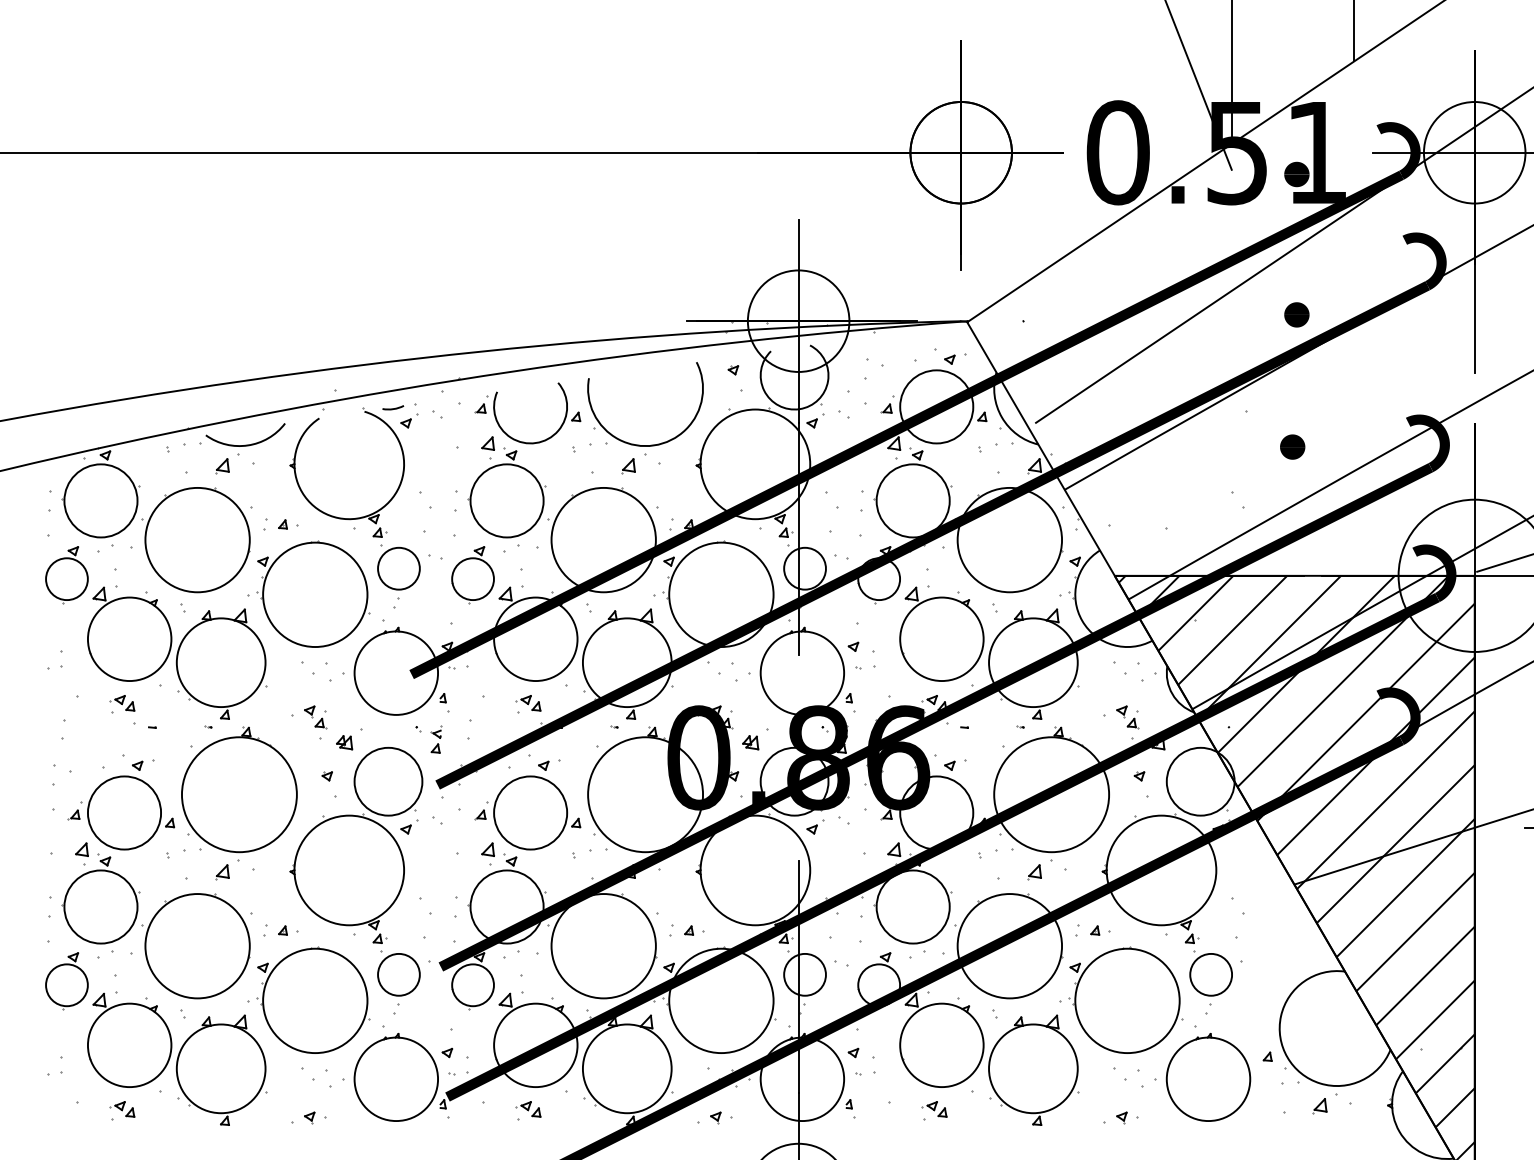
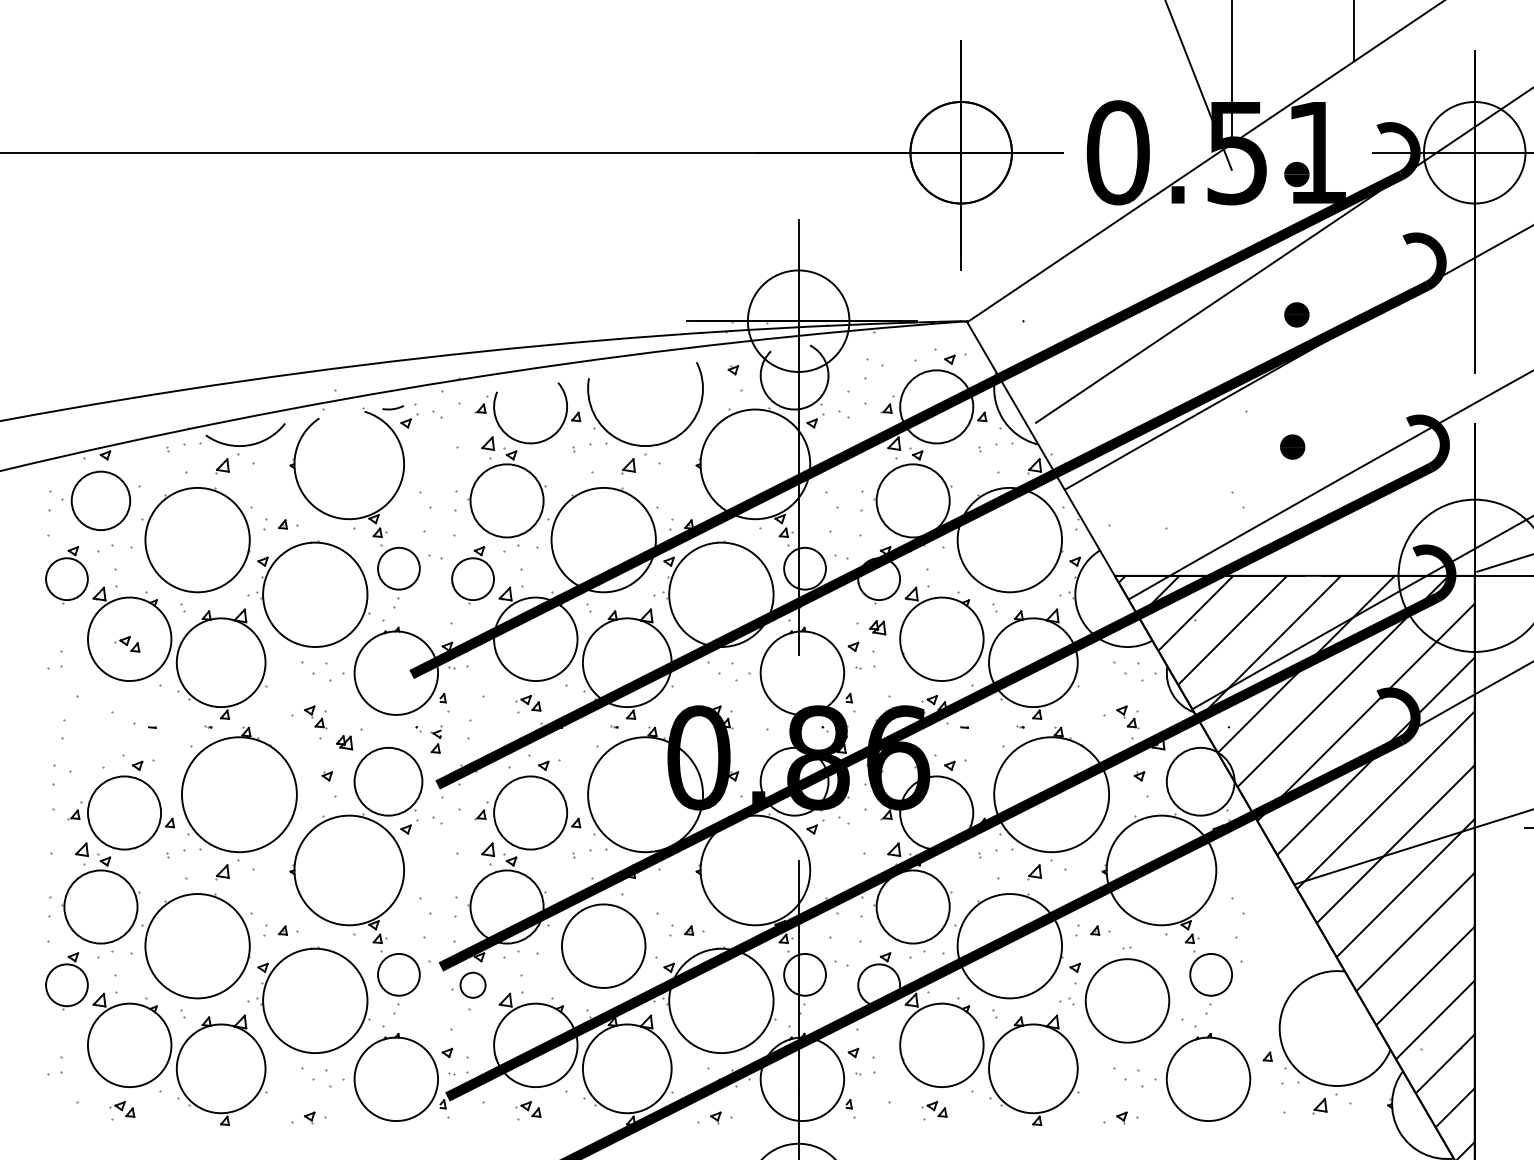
circle diameter: 73 px -> 58 px (100, 500)
part position: (122, 703) -> (127, 644) (127, 644)
part position: (750, 742) -> (877, 627) (877, 627)
circle diameter: 104 px -> 83 px (603, 945)
circle diameter: 42 px -> 25 px (472, 984)
circle diameter: 104 px -> 83 px (1127, 1000)
